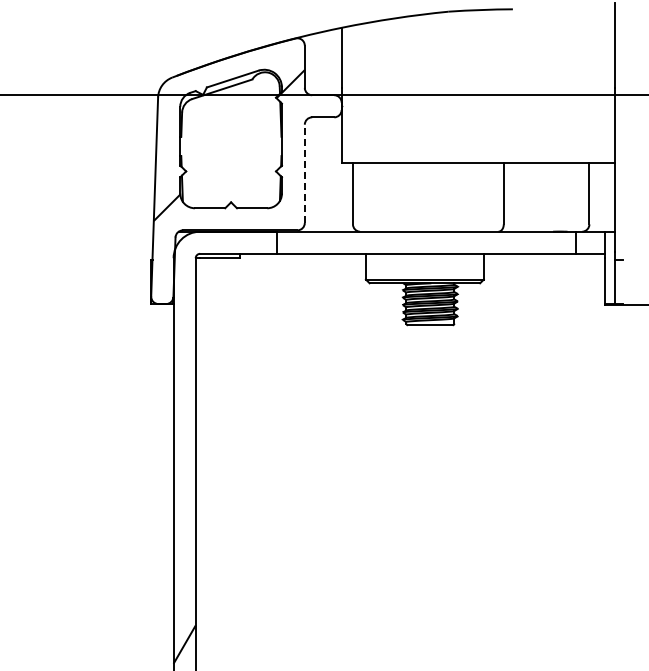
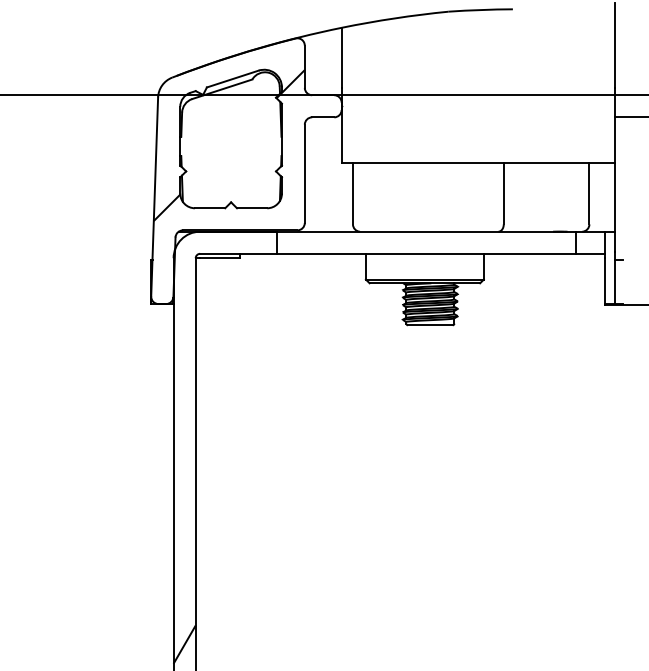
line: none -> present (630, 117)
line: dashed -> solid (304, 173)
